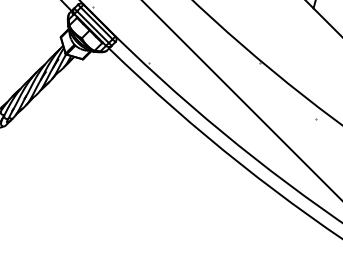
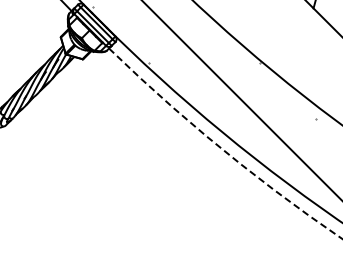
arc: solid -> dashed (222, 149)
